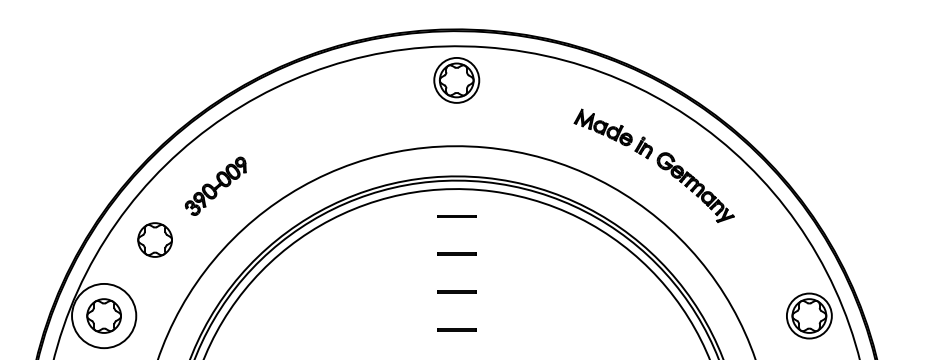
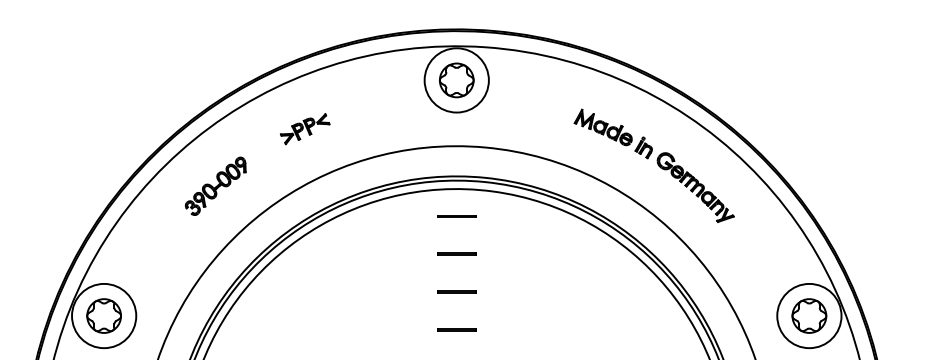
circle diameter: 45 px -> 64 px (456, 80)
part: none -> present (305, 129)
part: present -> none (154, 239)
circle diameter: 45 px -> 64 px (809, 315)
